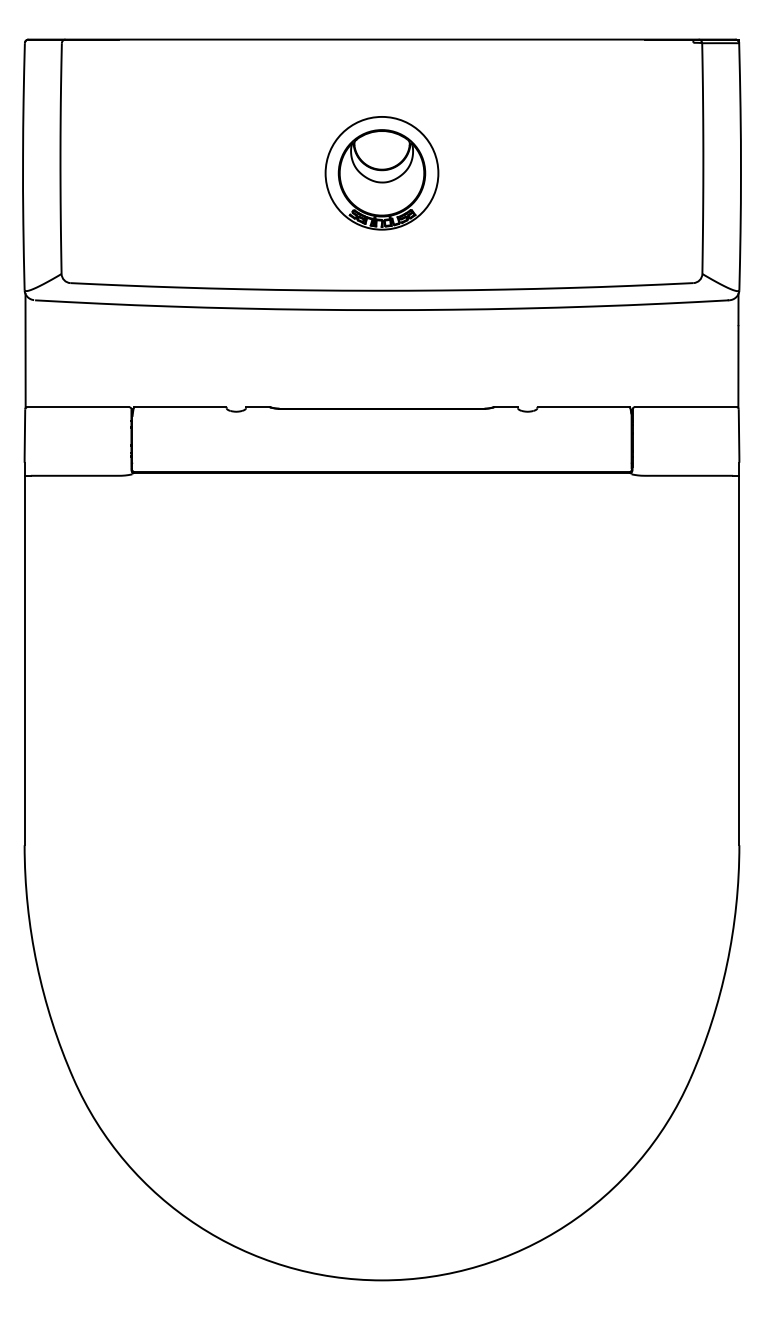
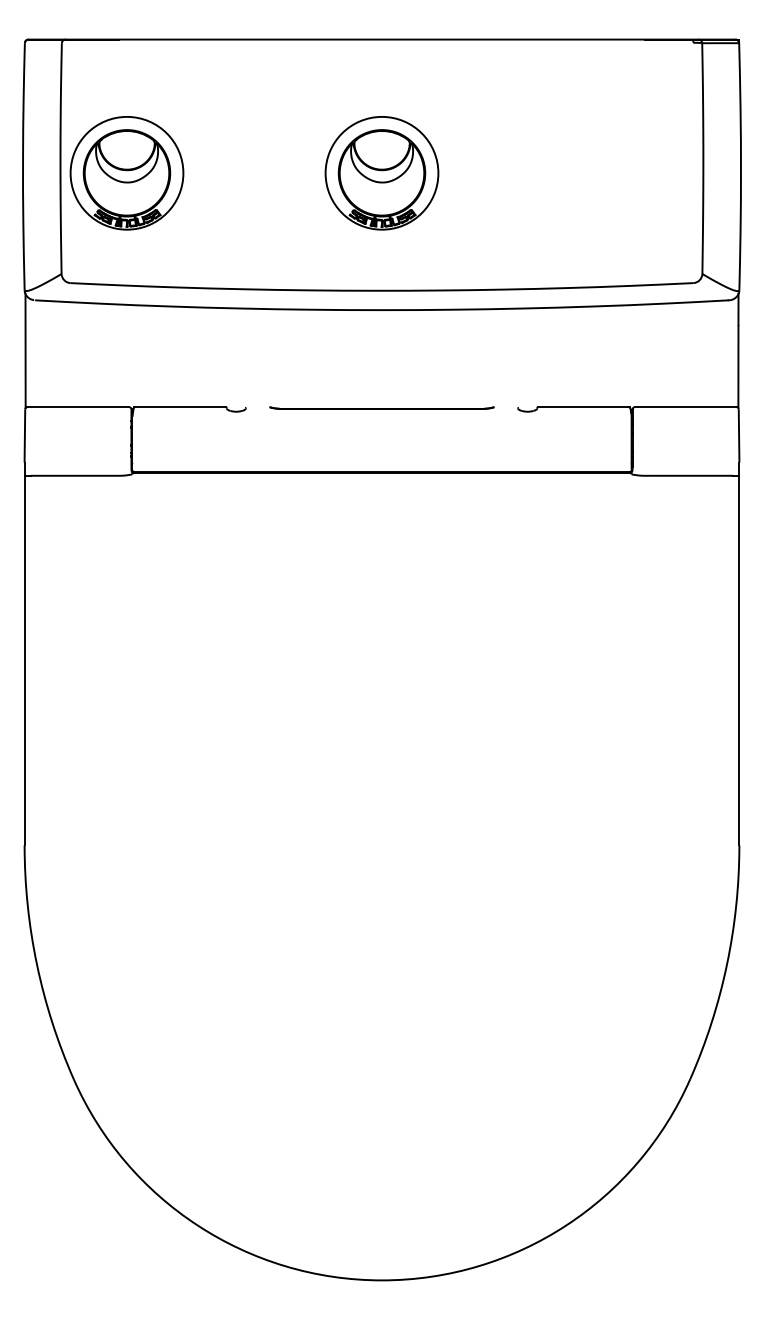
part: none -> present (126, 173)
line: present -> none (258, 407)
line: present -> none (505, 407)
